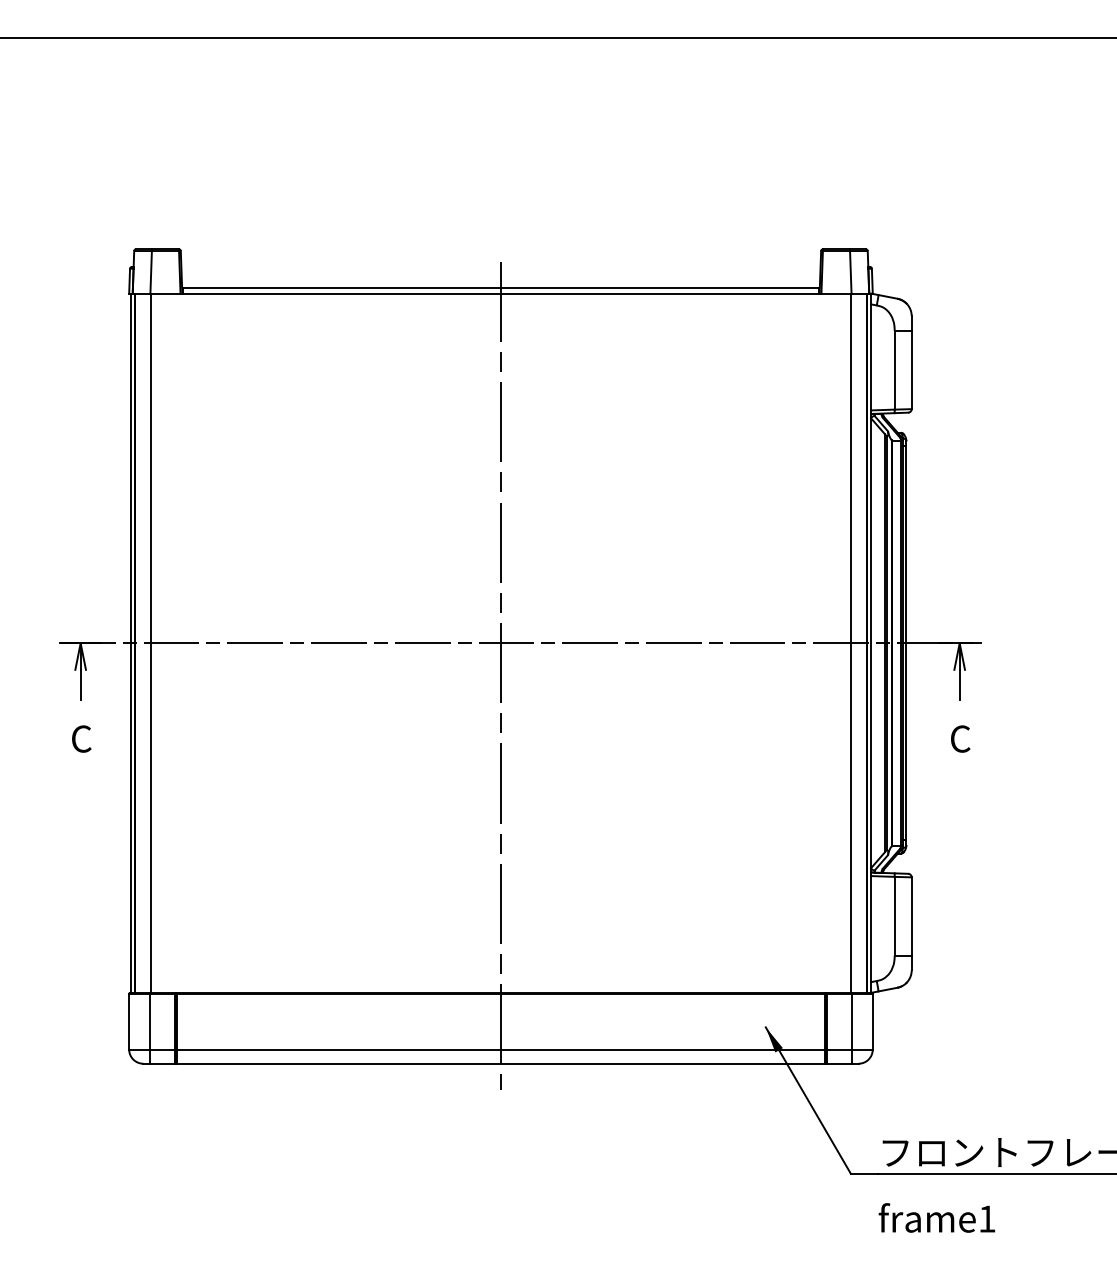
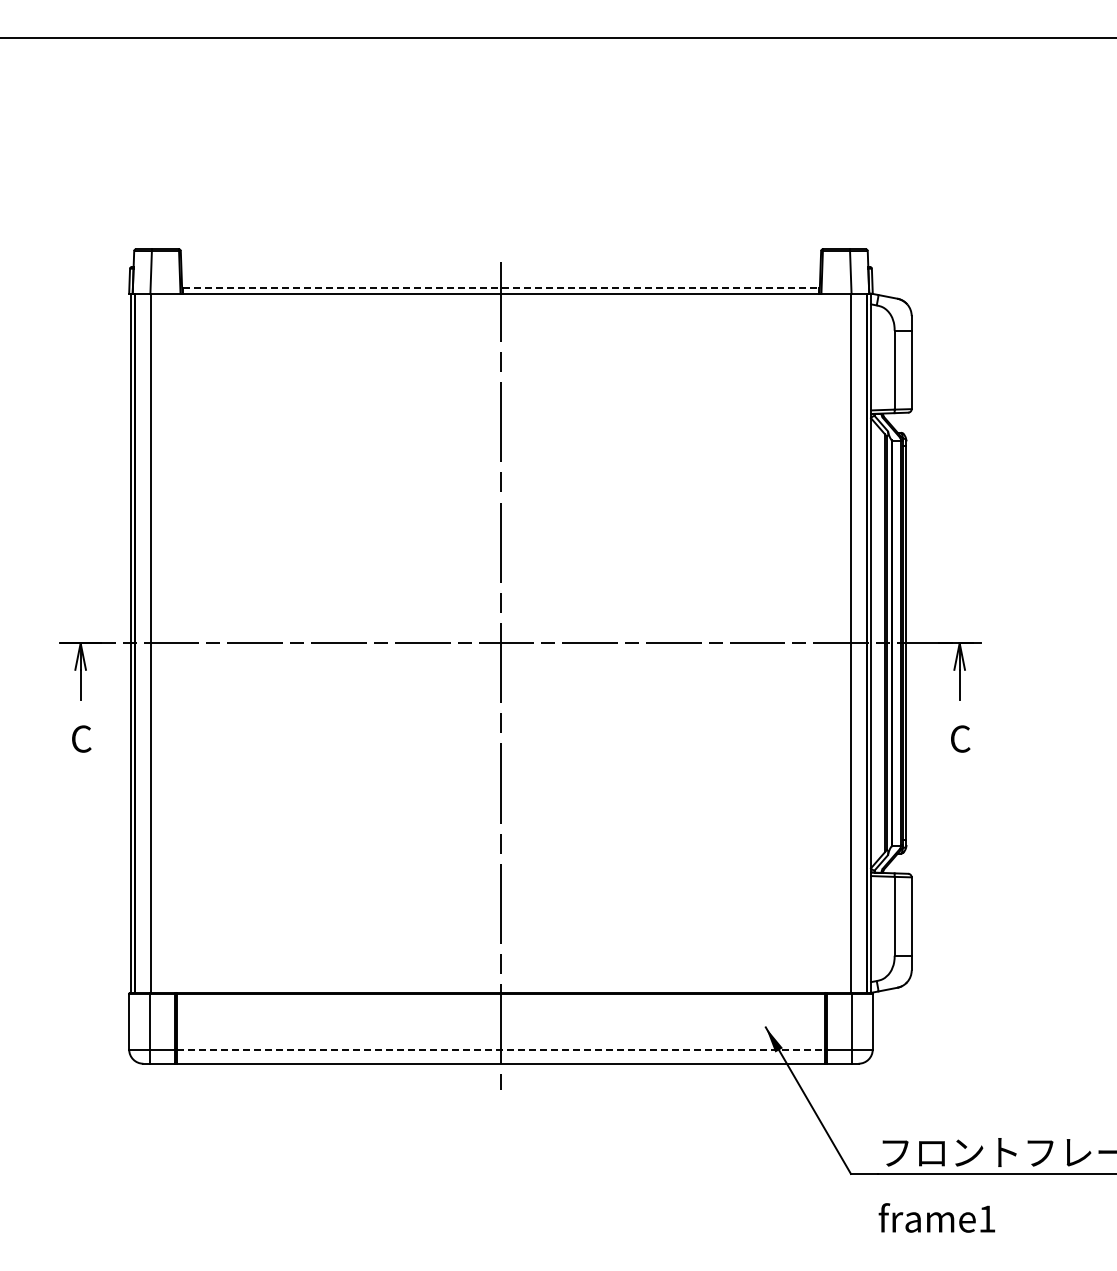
line: solid -> dashed (500, 288)
line: solid -> dashed (500, 1049)
